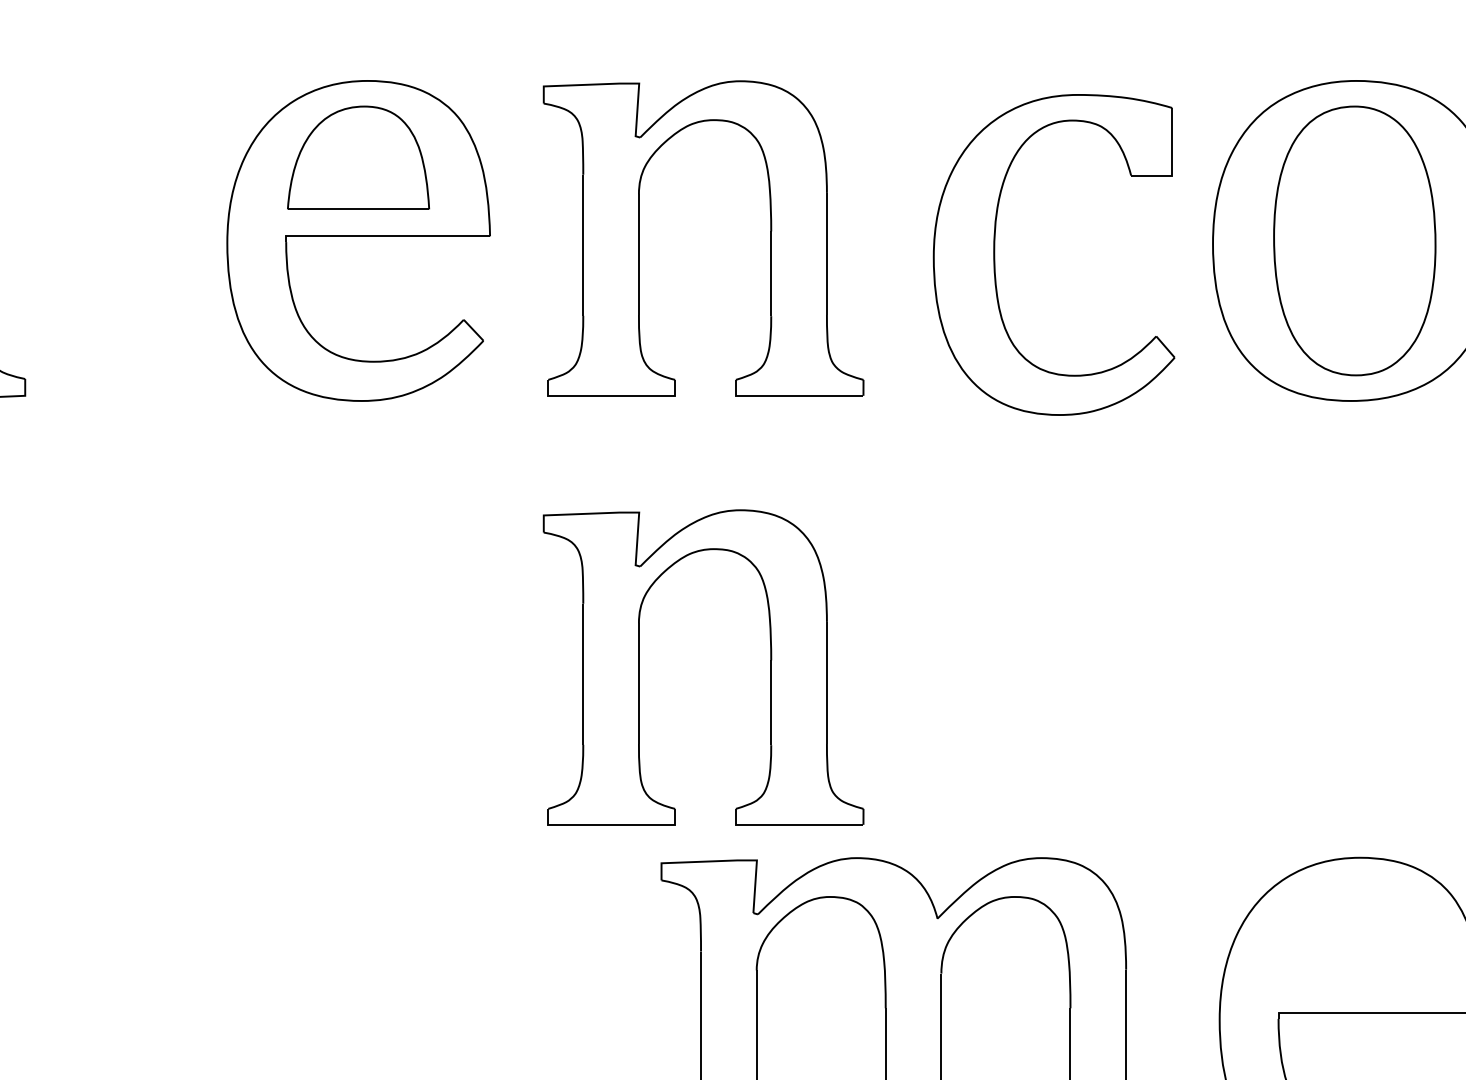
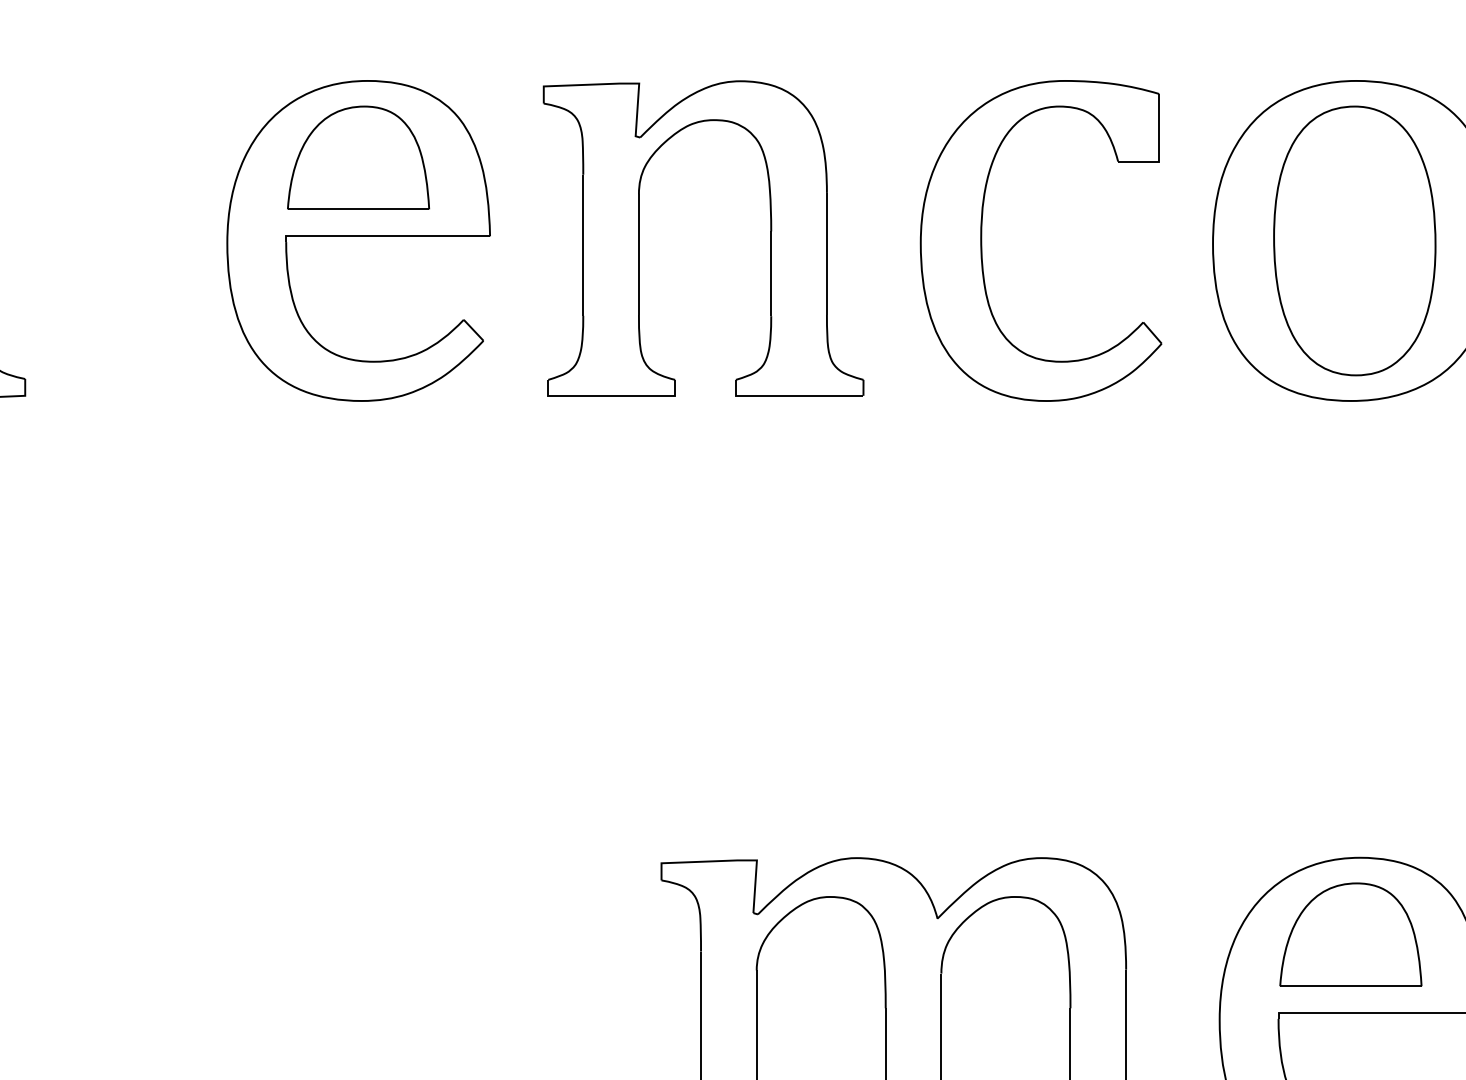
part position: (995, 254) -> (982, 240) (982, 240)
part: present -> none (639, 667)
part: none -> present (1350, 934)
